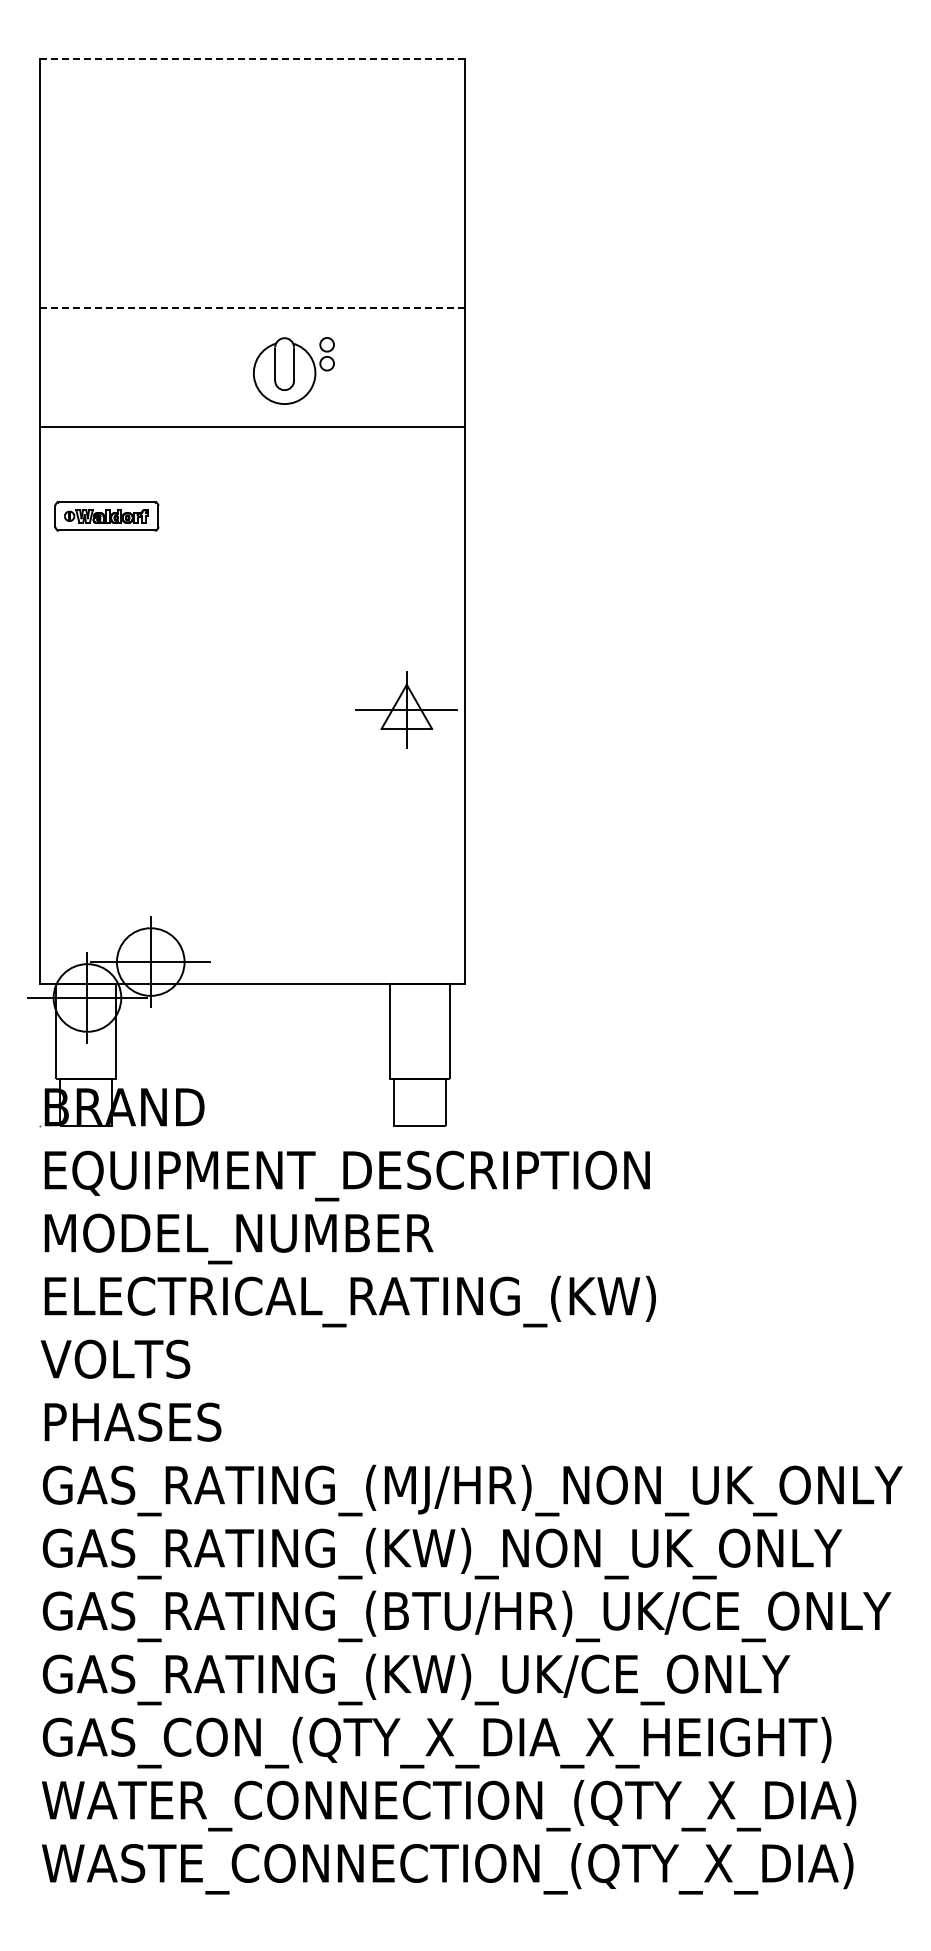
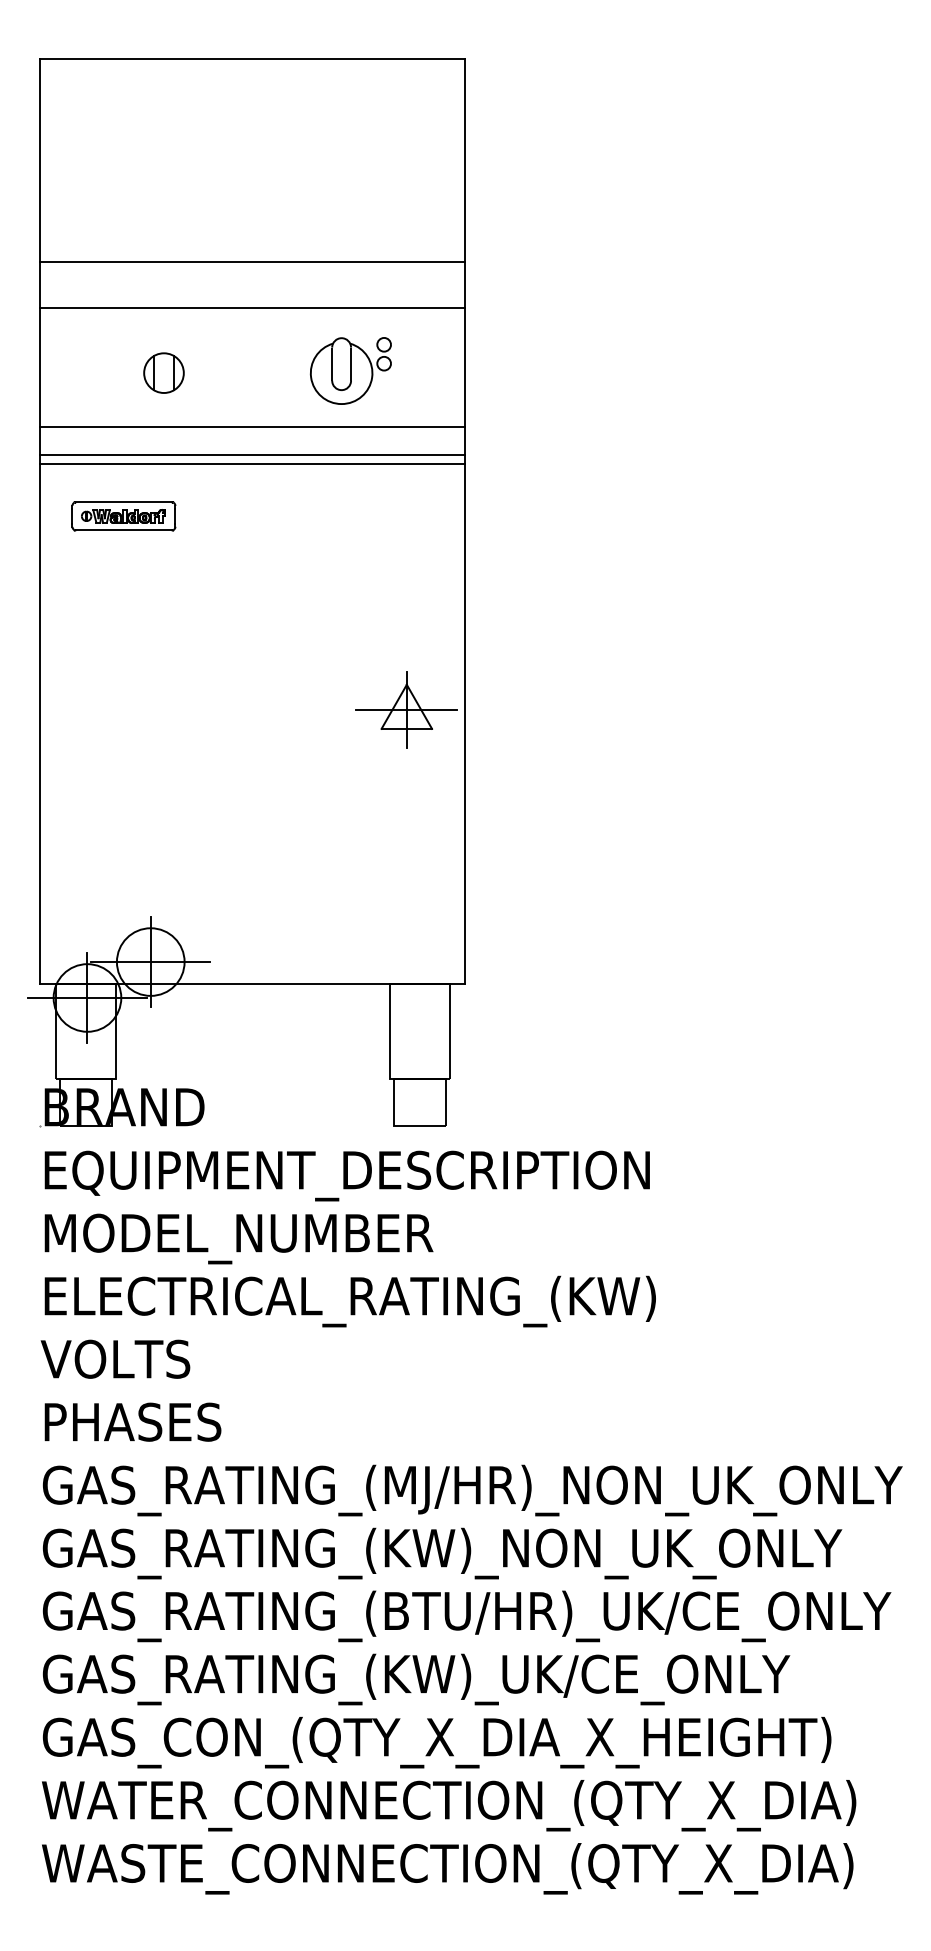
line: dashed -> solid (252, 58)
line: none -> present (252, 261)
line: dashed -> solid (252, 307)
part position: (293, 370) -> (350, 370) (350, 370)
part: none -> present (163, 372)
line: none -> present (252, 455)
line: none -> present (252, 464)
part position: (106, 516) -> (123, 516) (123, 516)
